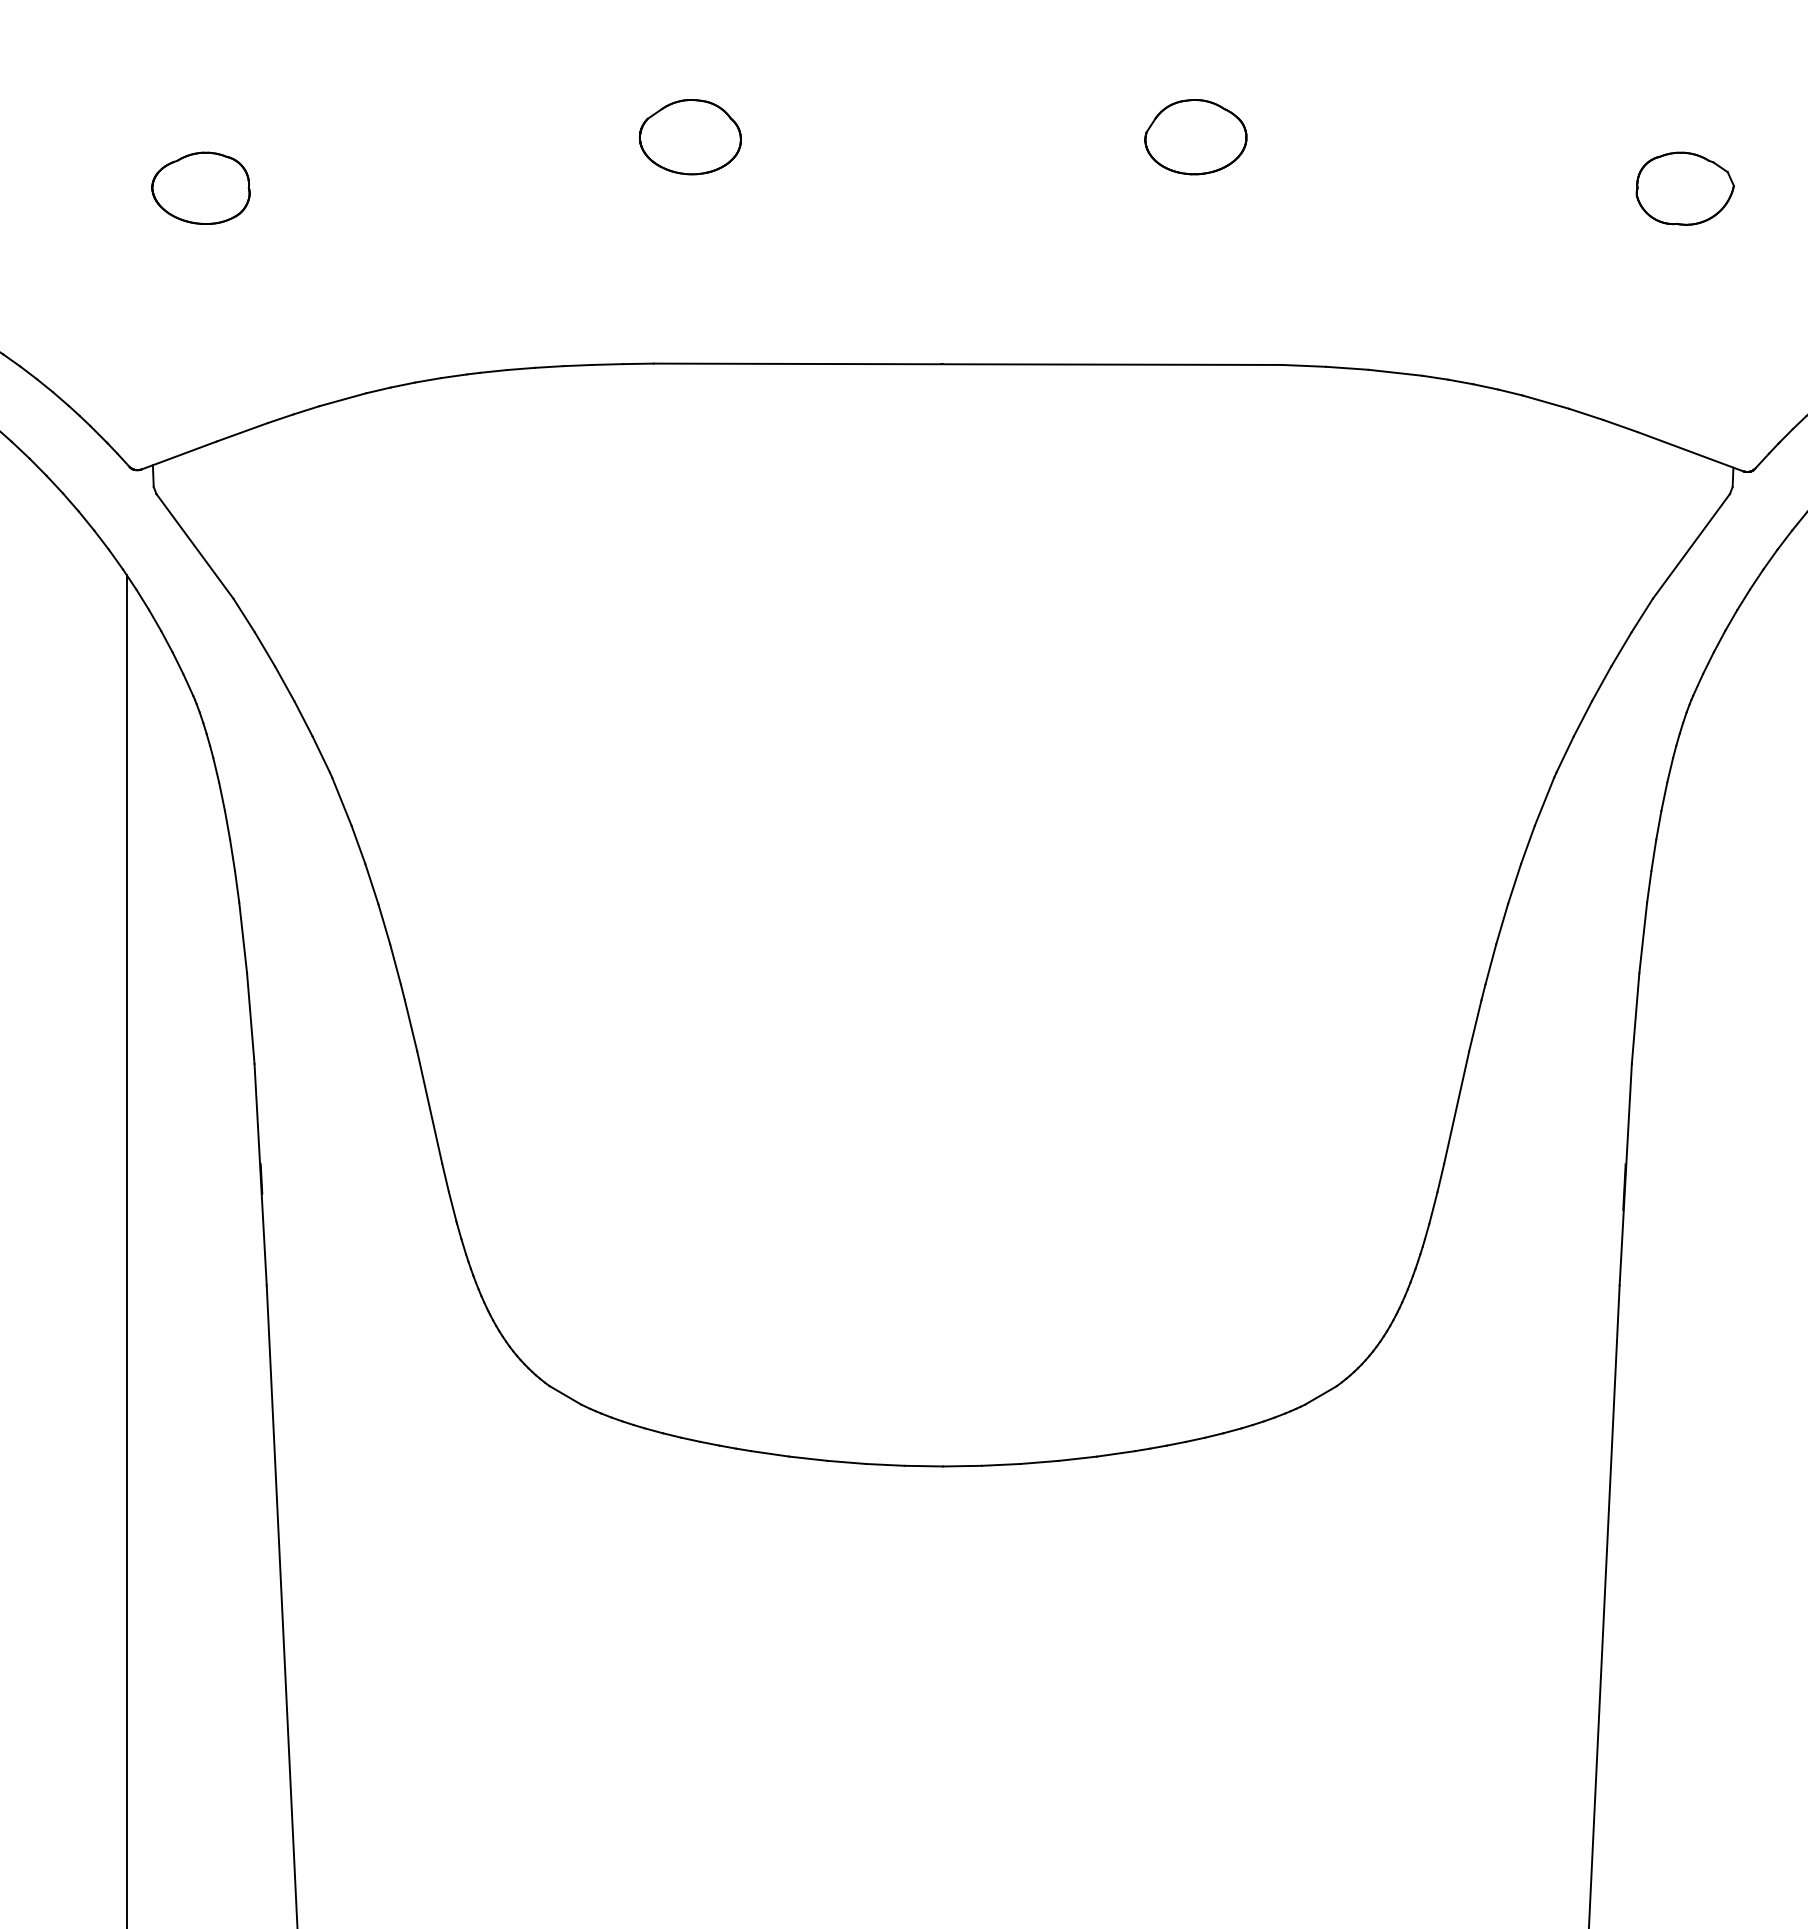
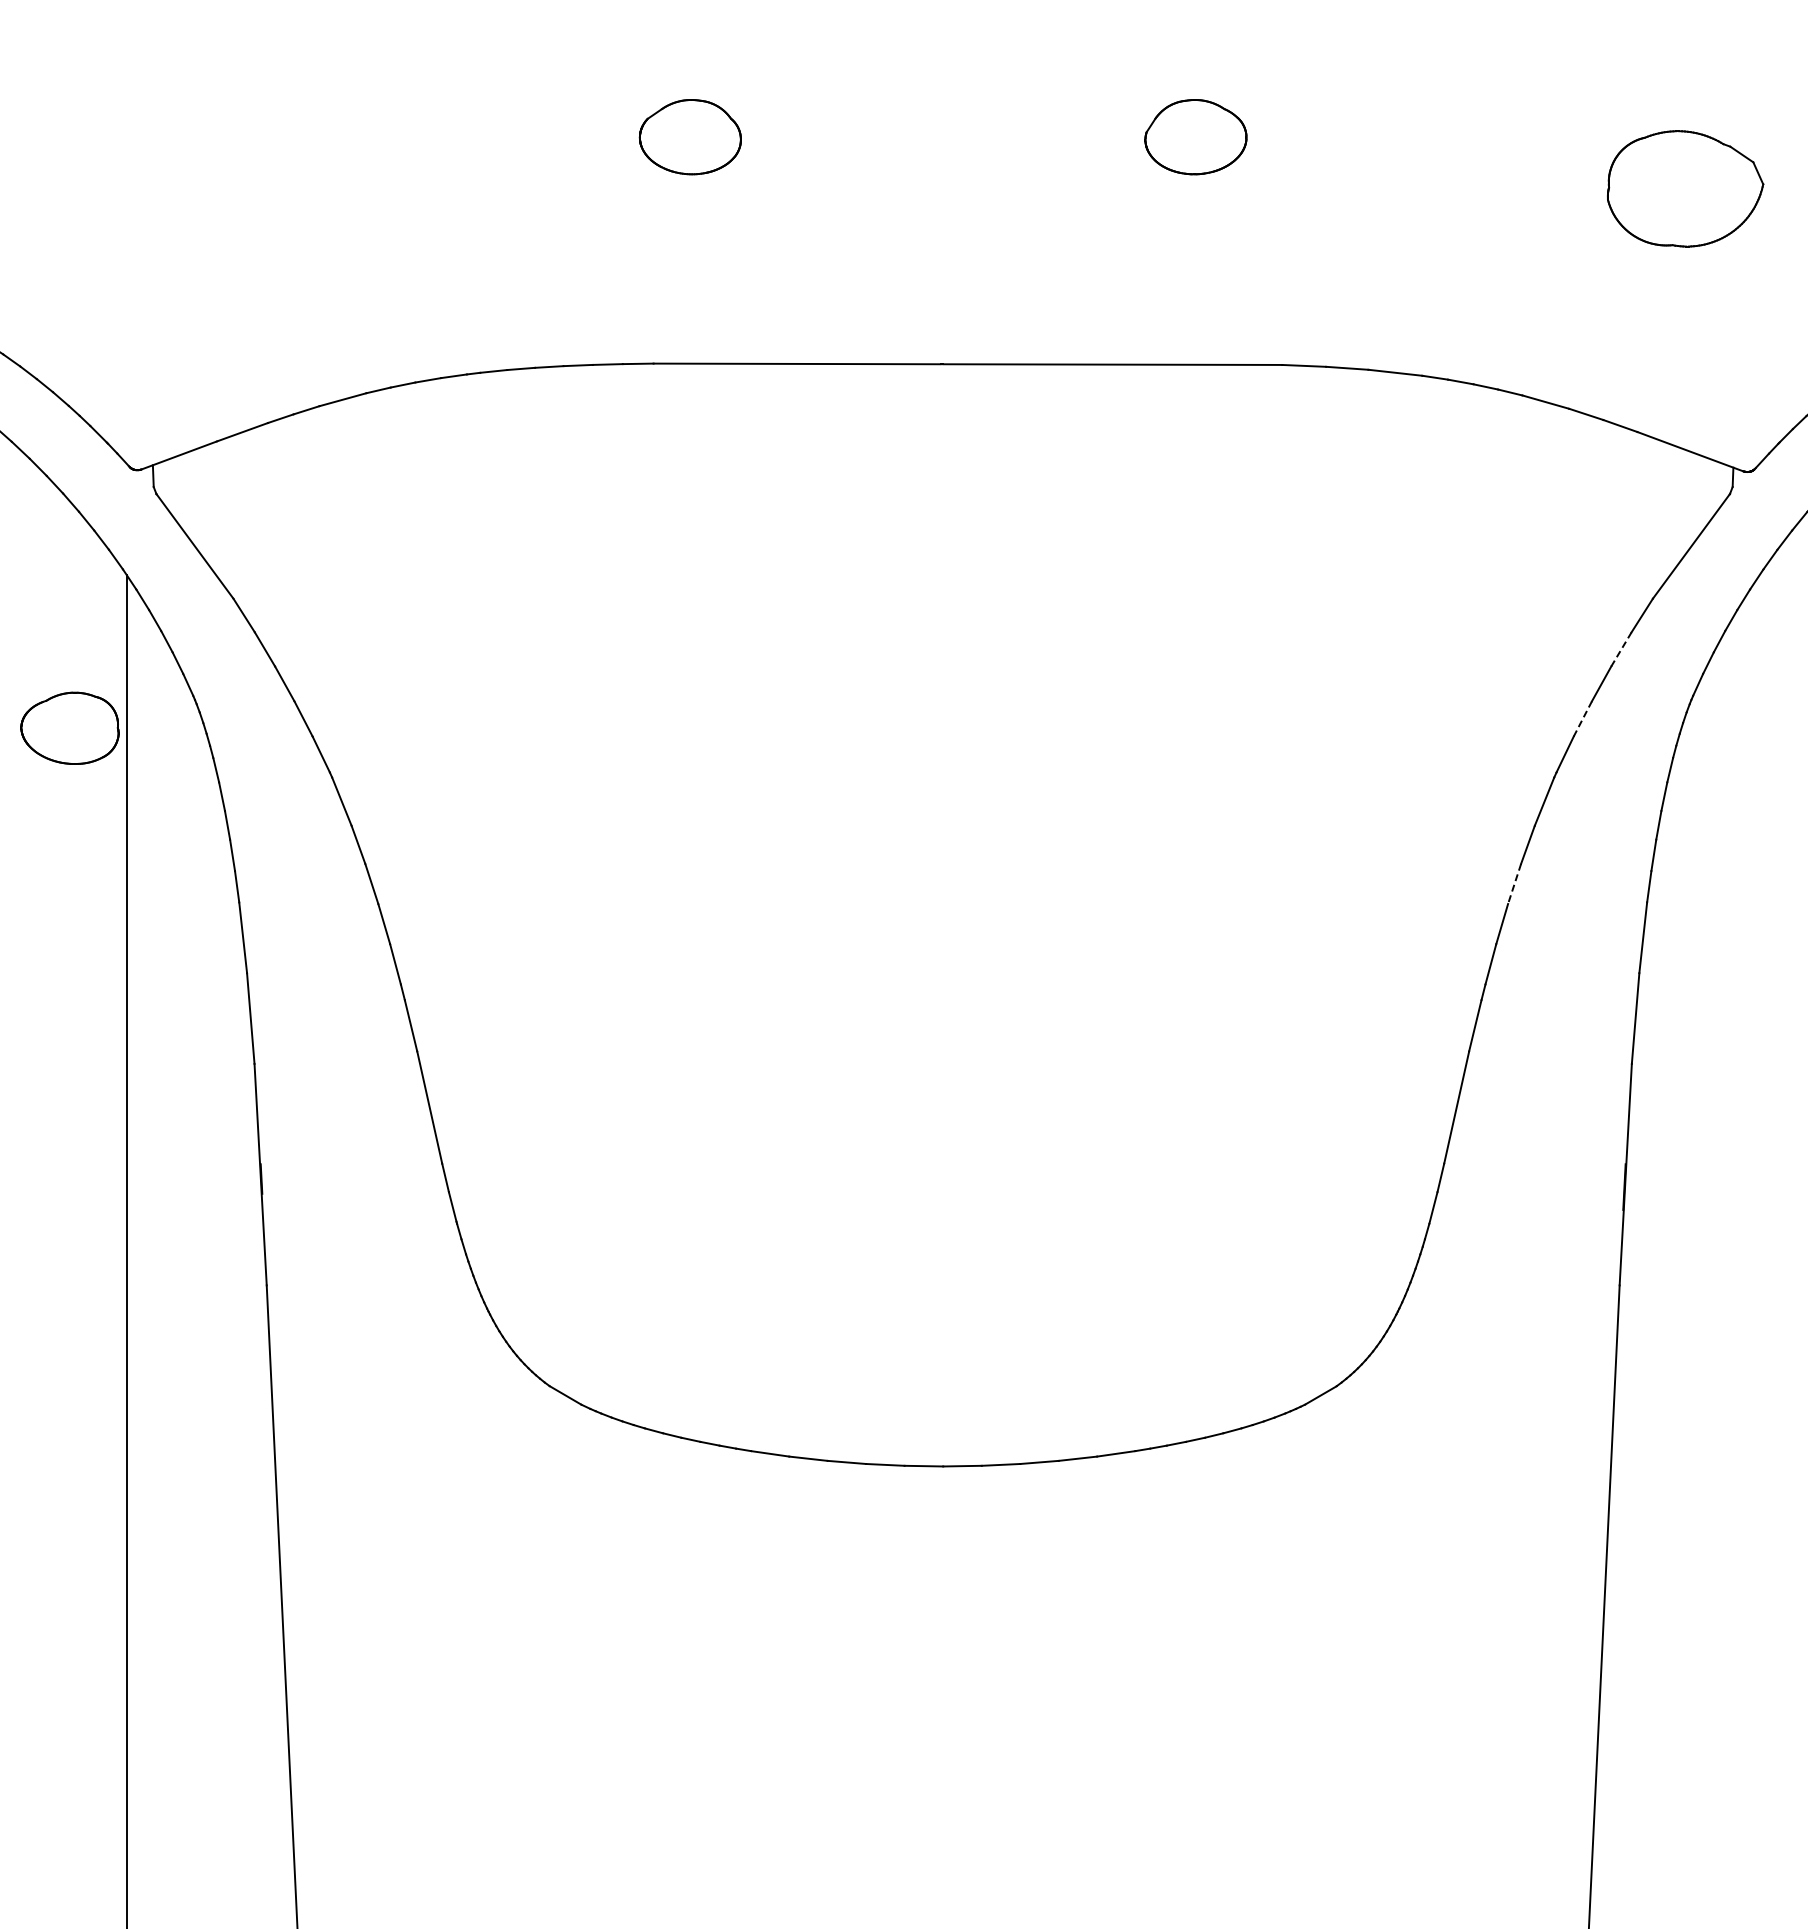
part position: (200, 187) -> (69, 727) (69, 727)
part size: 100x75 px -> 158x118 px (1685, 188)
line: solid -> dashed (1621, 649)
line: solid -> dashed (1582, 718)
line: solid -> dashed (1514, 884)
